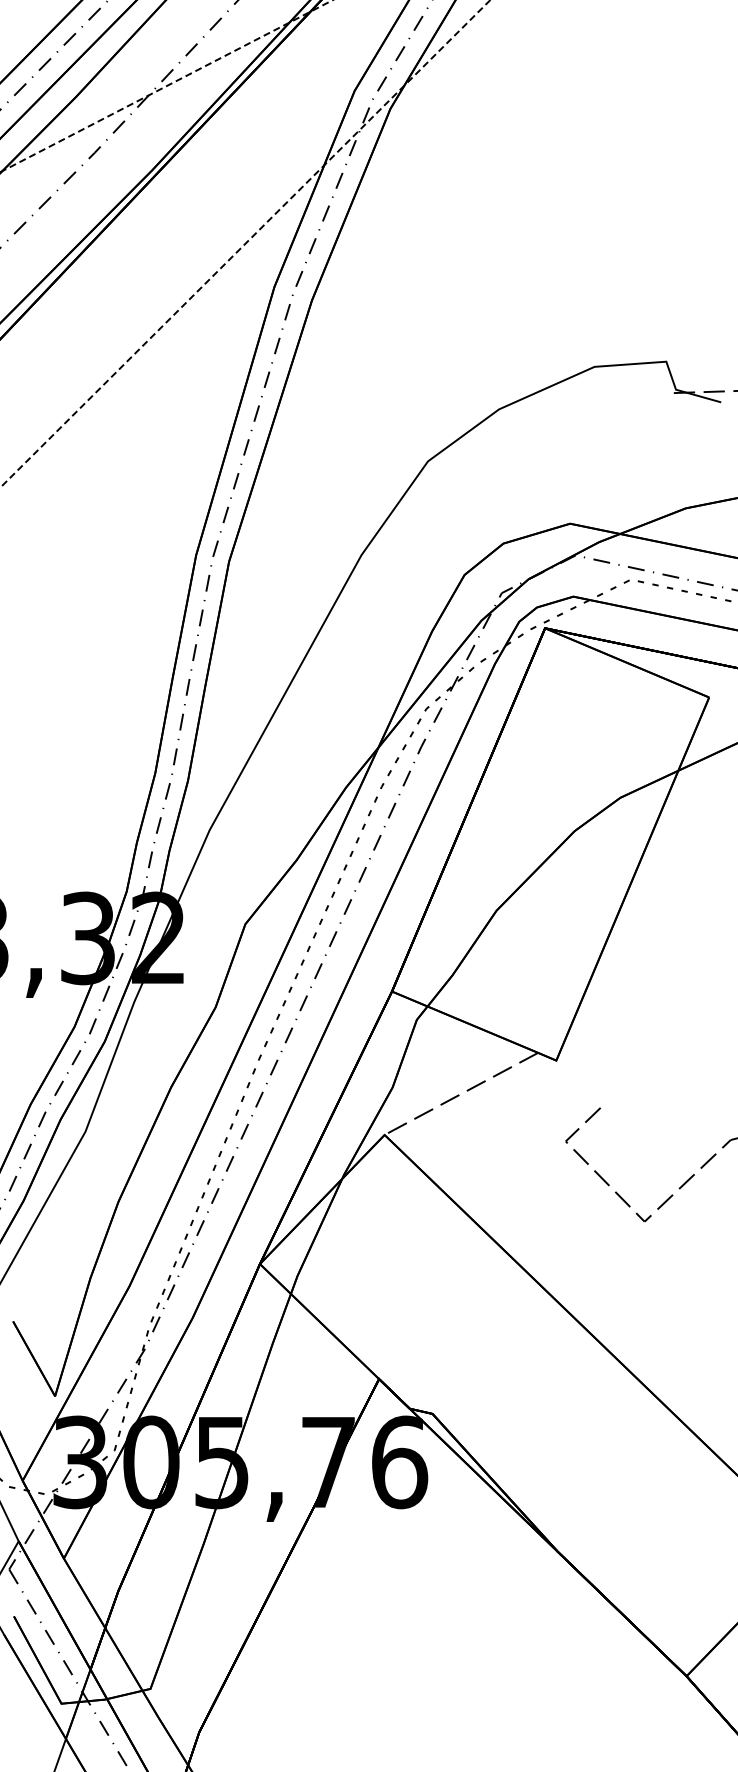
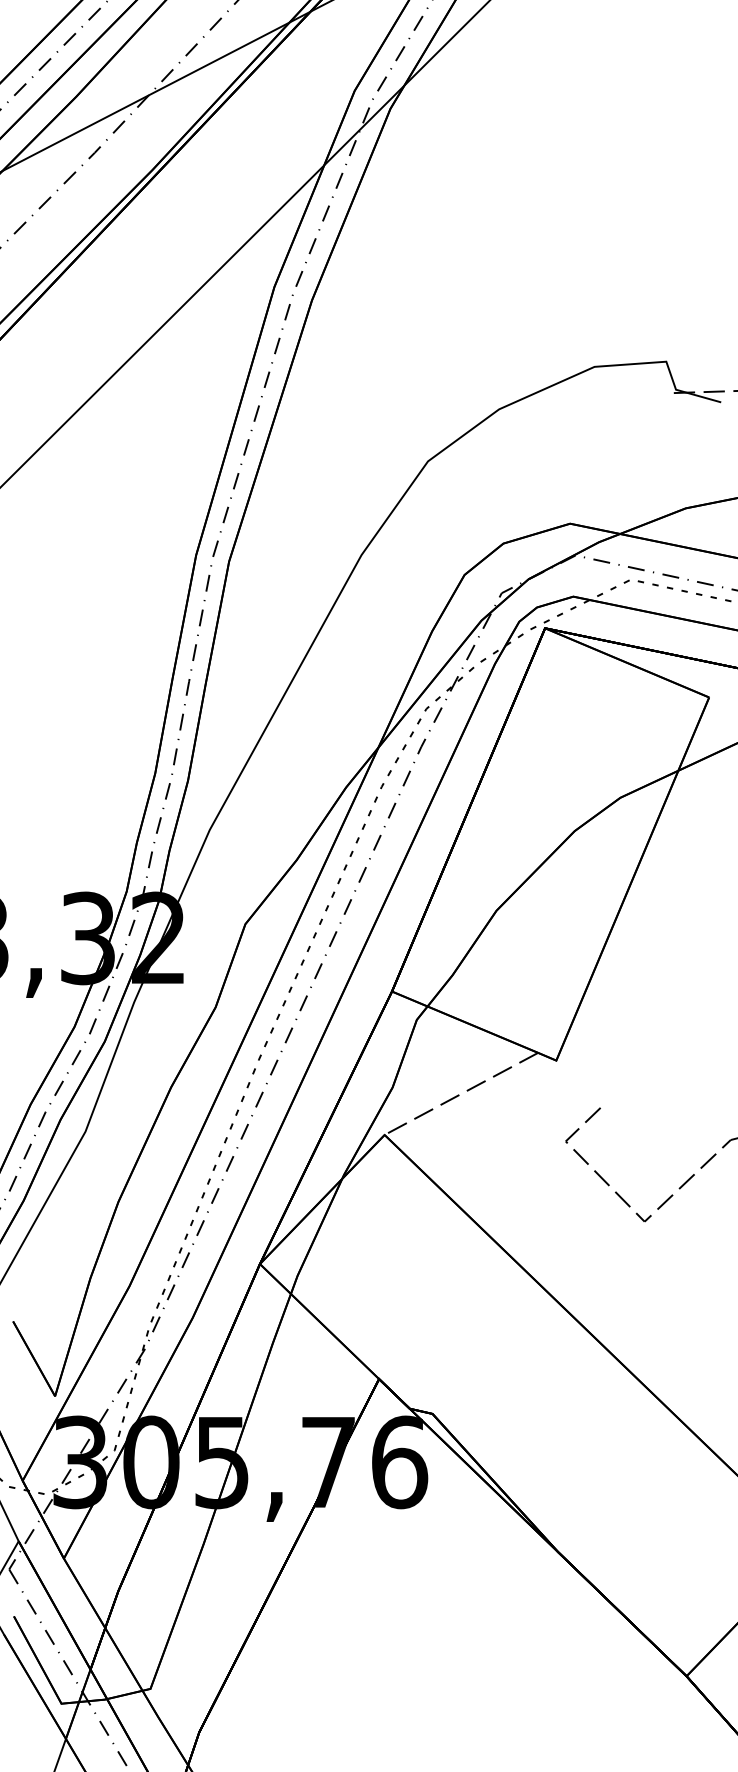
line: dashed -> solid (166, 86)
line: dashed -> solid (245, 243)
